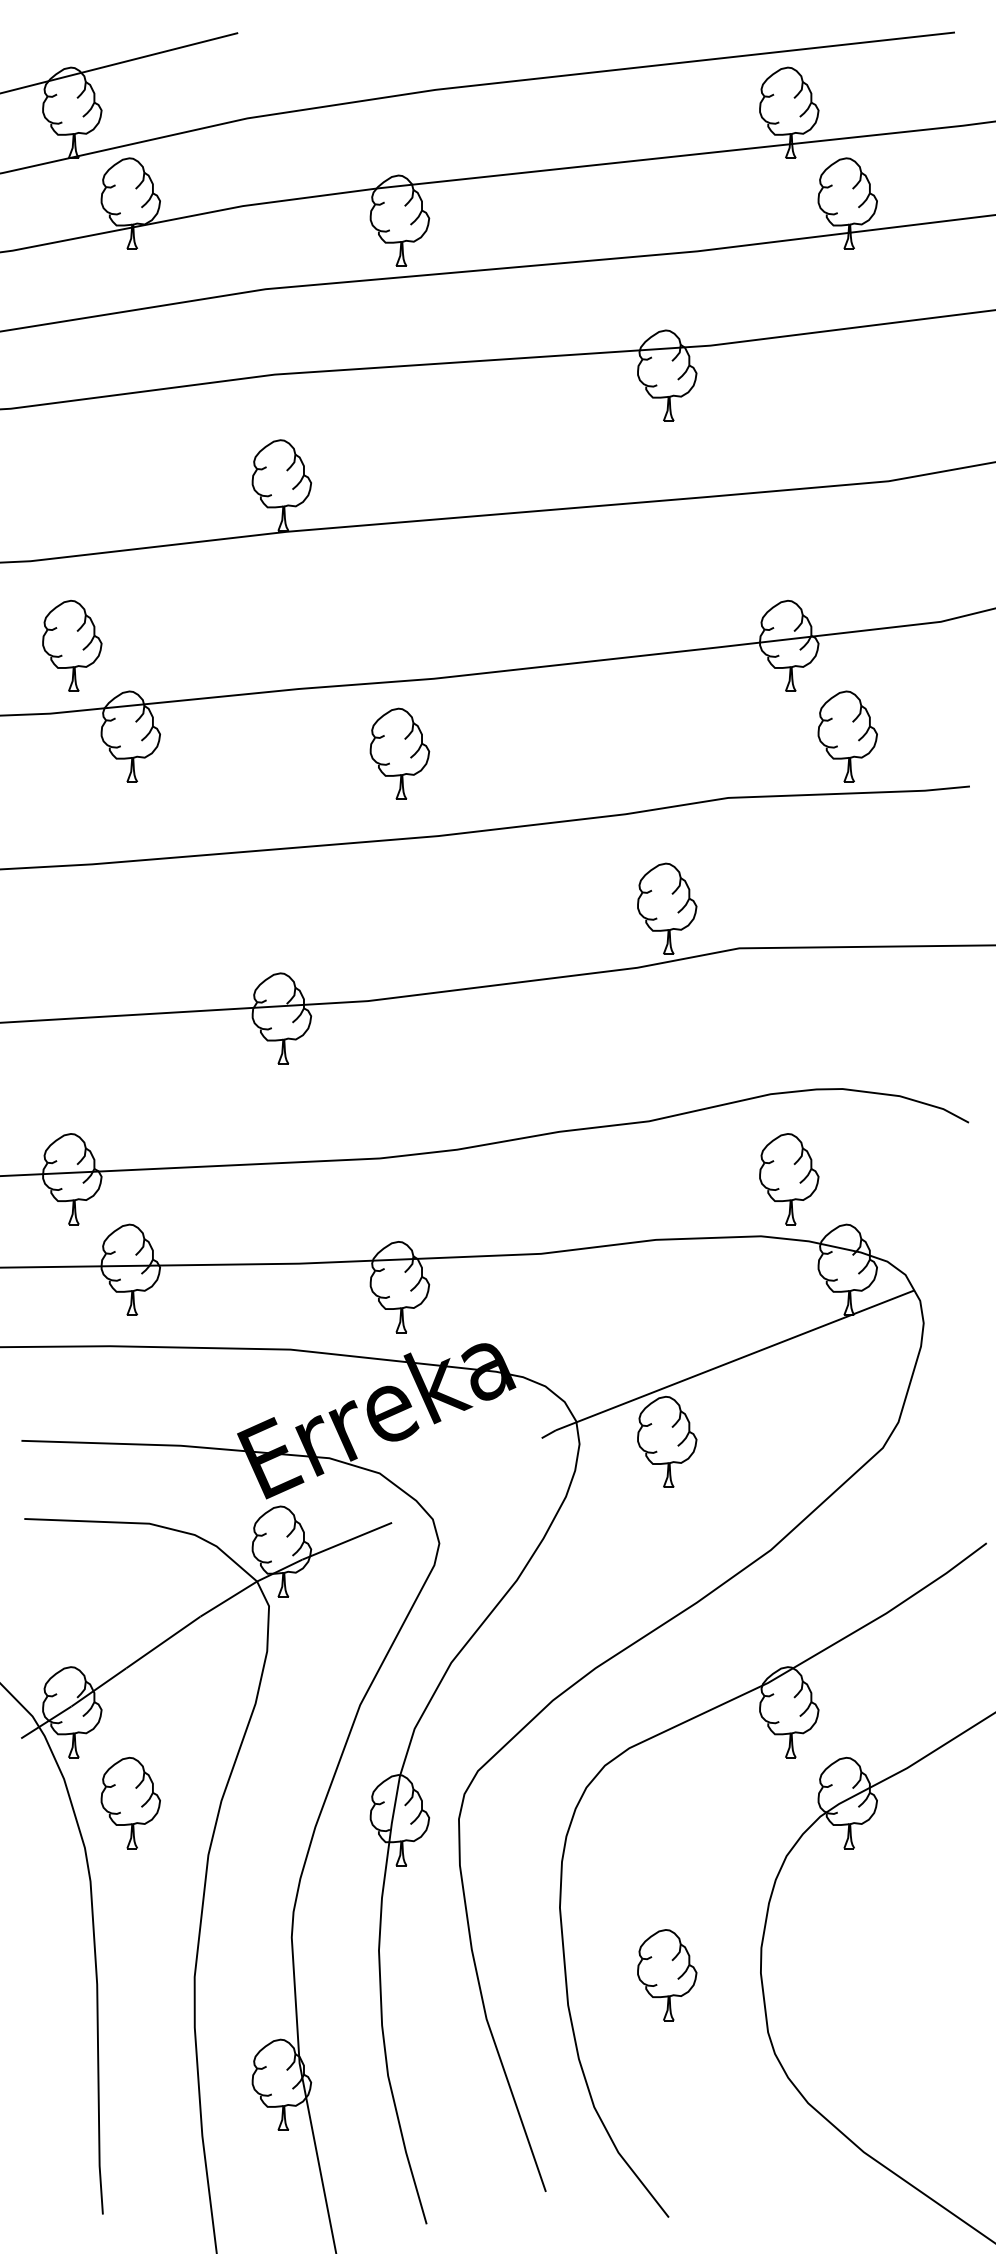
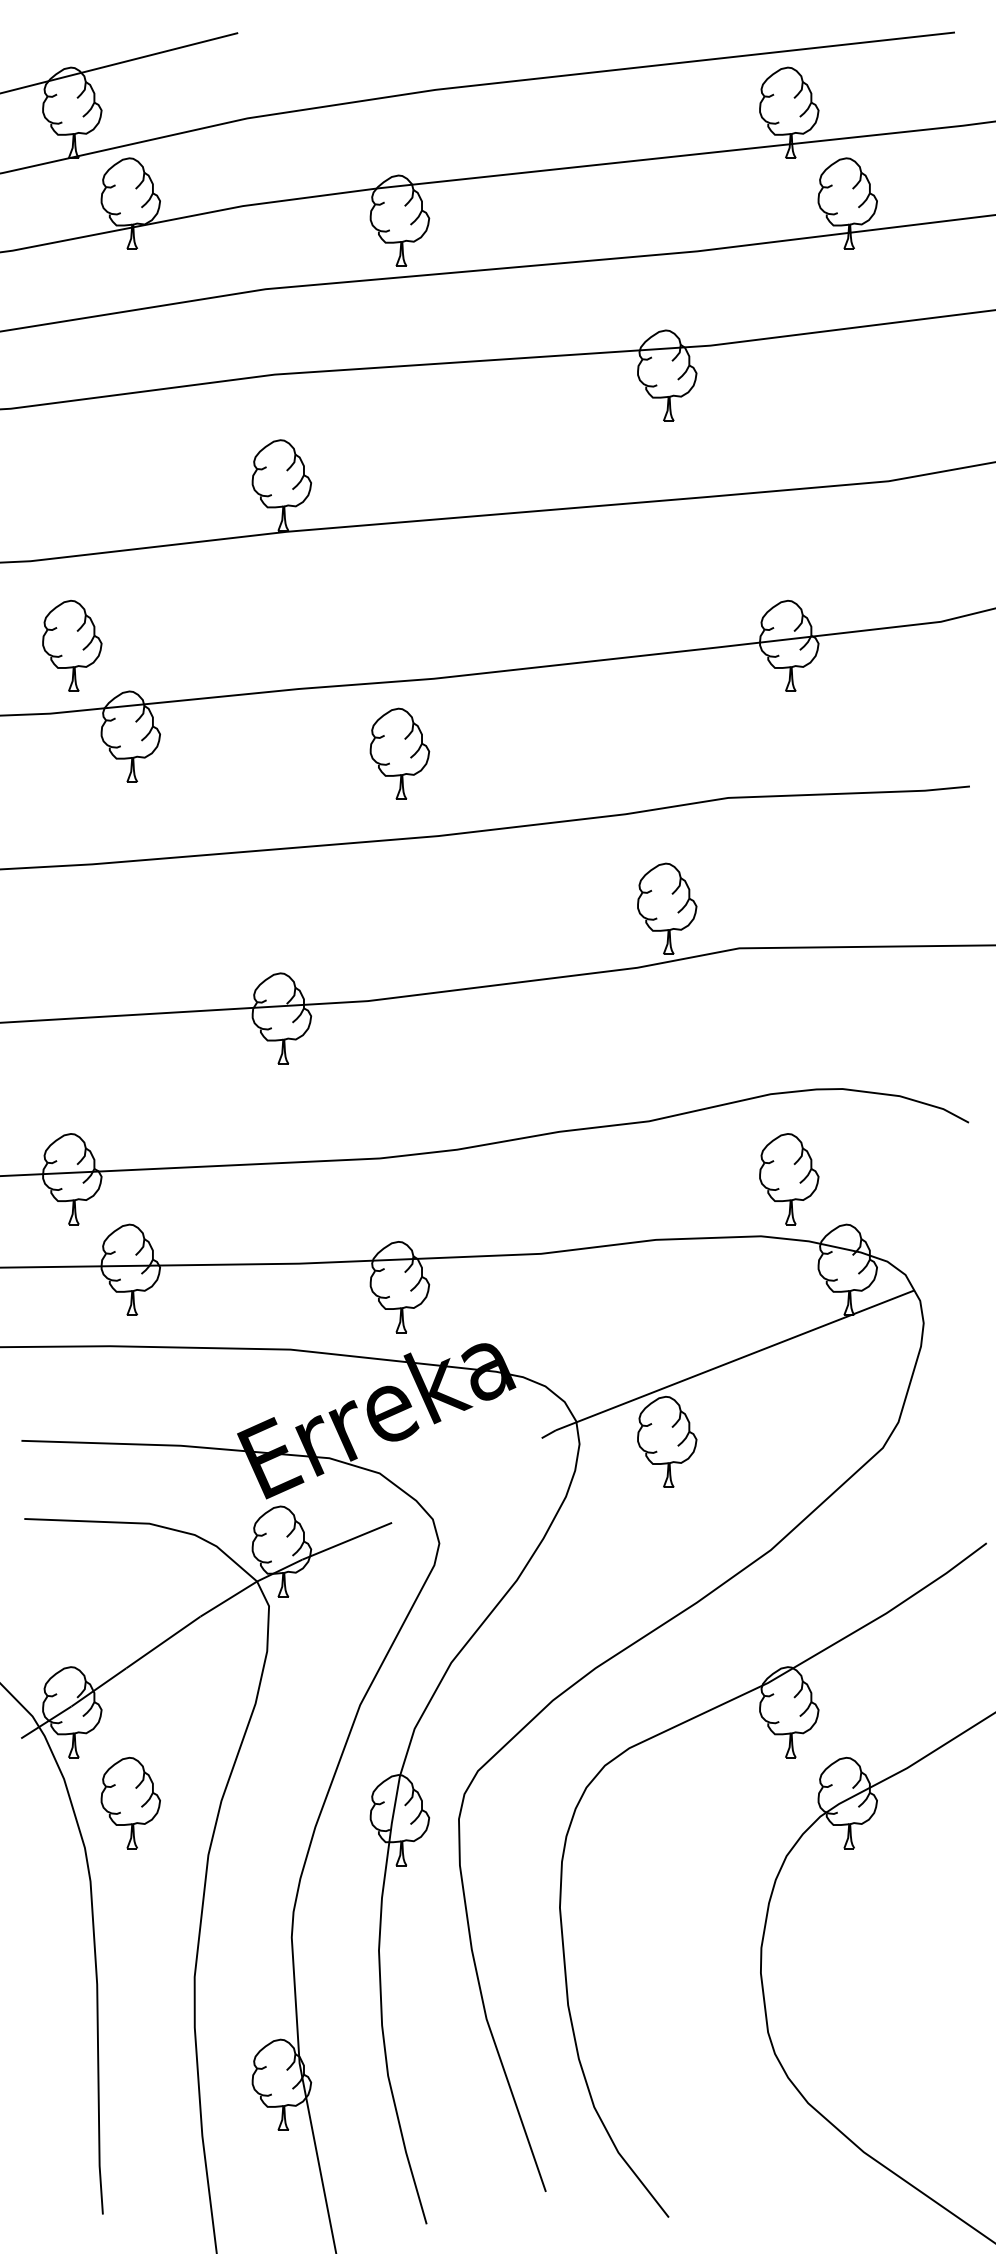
part: present -> none (847, 736)
part: present -> none (667, 1975)
